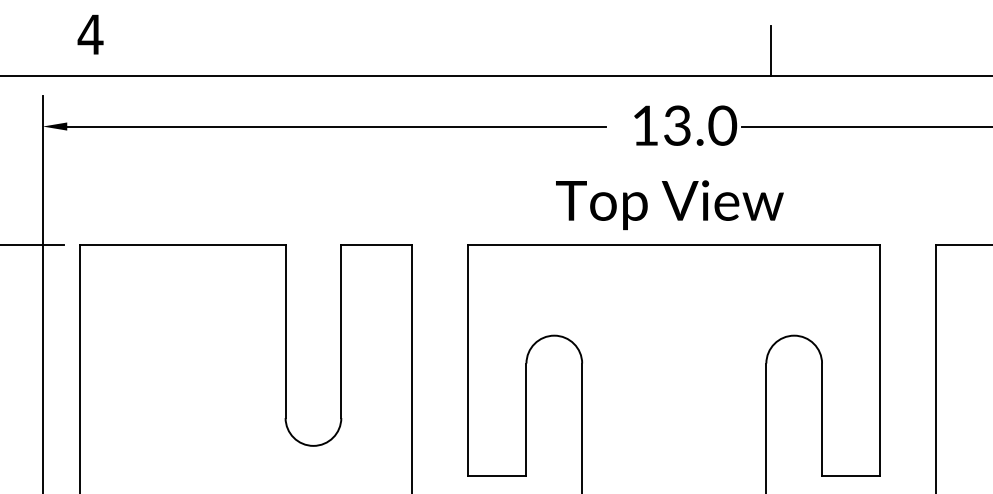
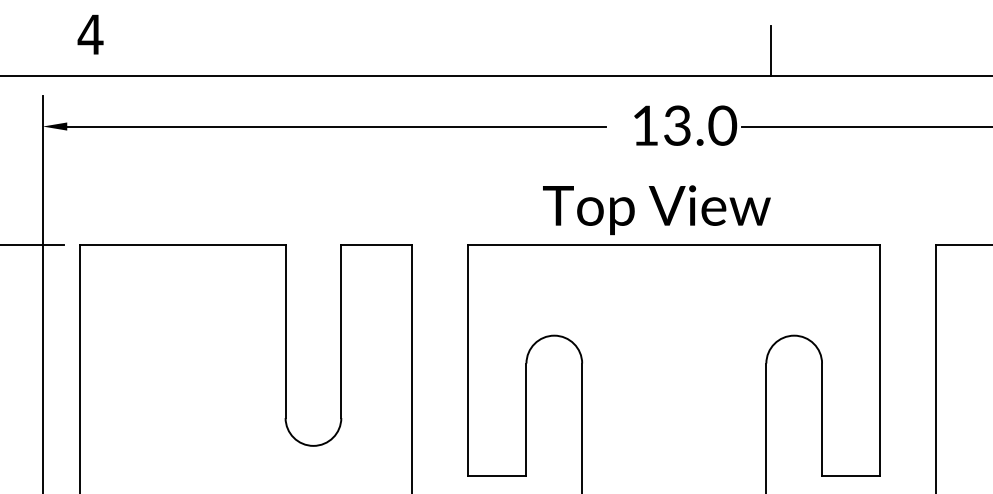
text position: (669, 205) -> (656, 210) (656, 210)
